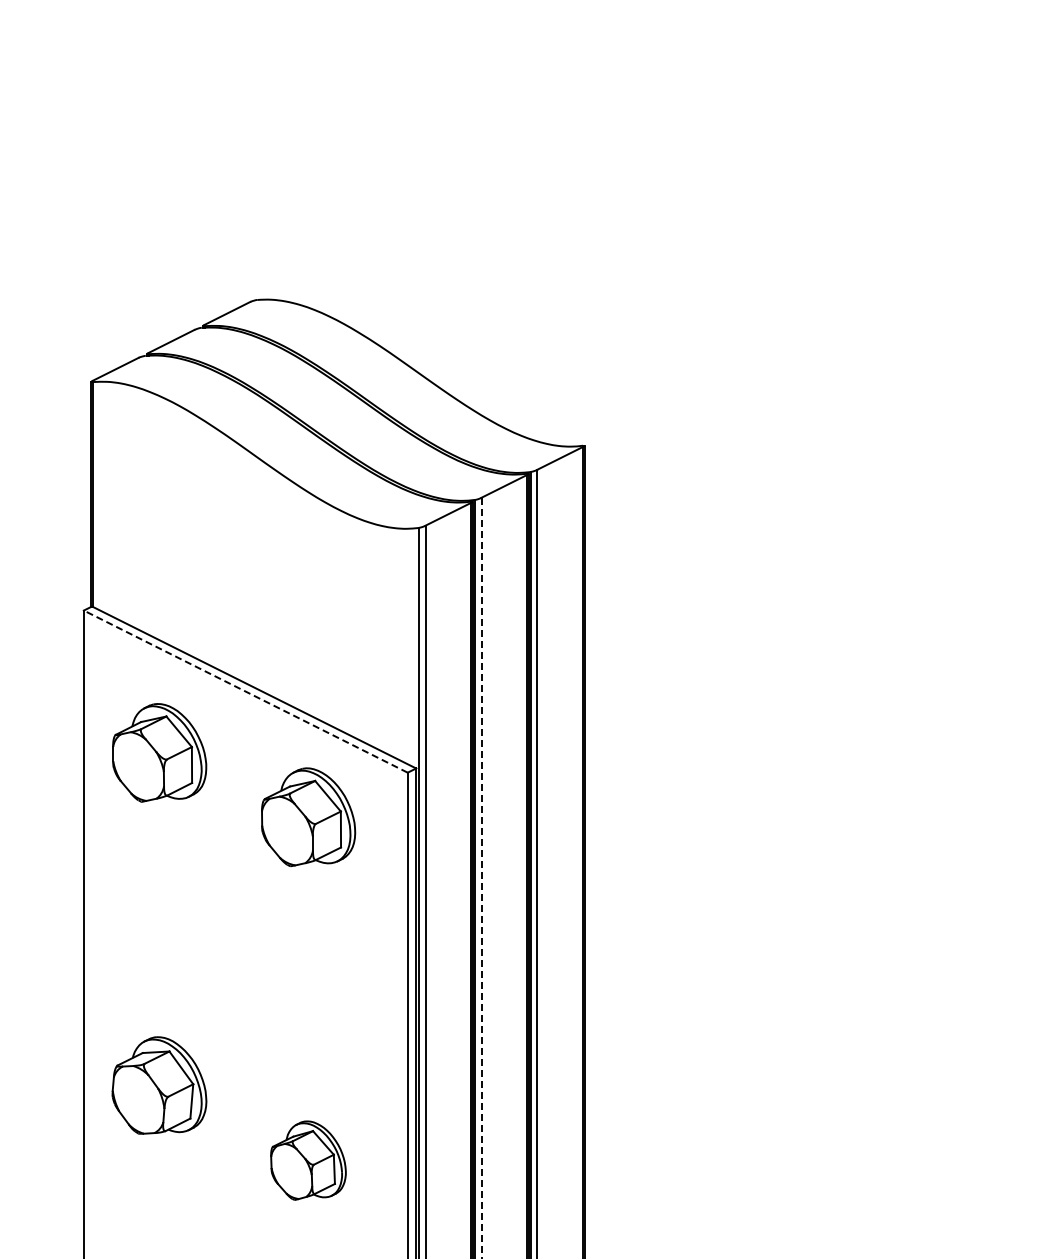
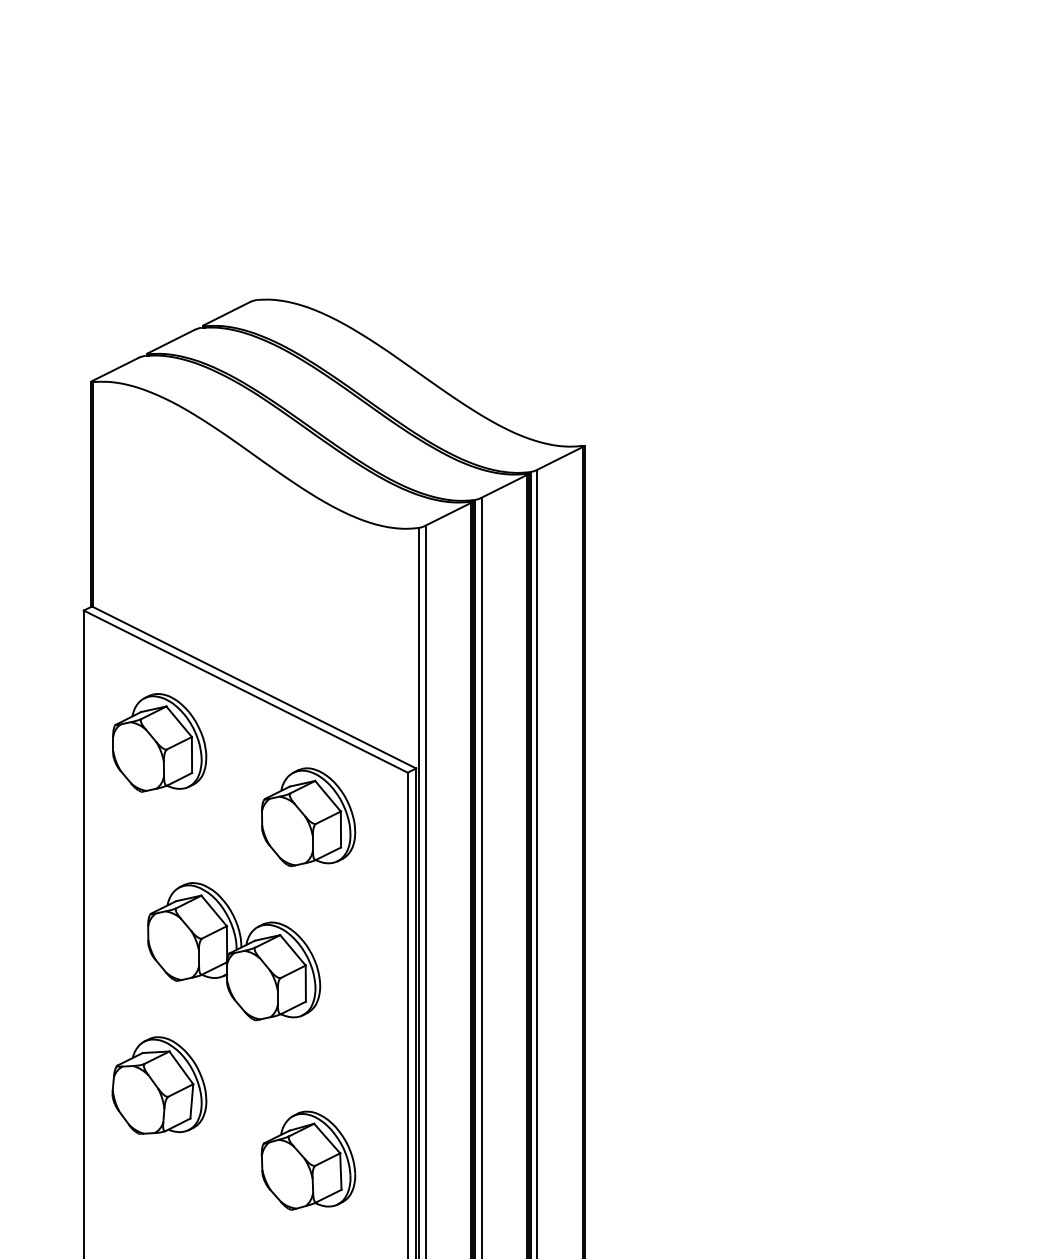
line: dashed -> solid (245, 691)
part position: (159, 752) -> (159, 742) (159, 742)
line: dashed -> solid (481, 878)
part: none -> present (234, 951)
part size: 77x81 px -> 97x101 px (308, 1160)
